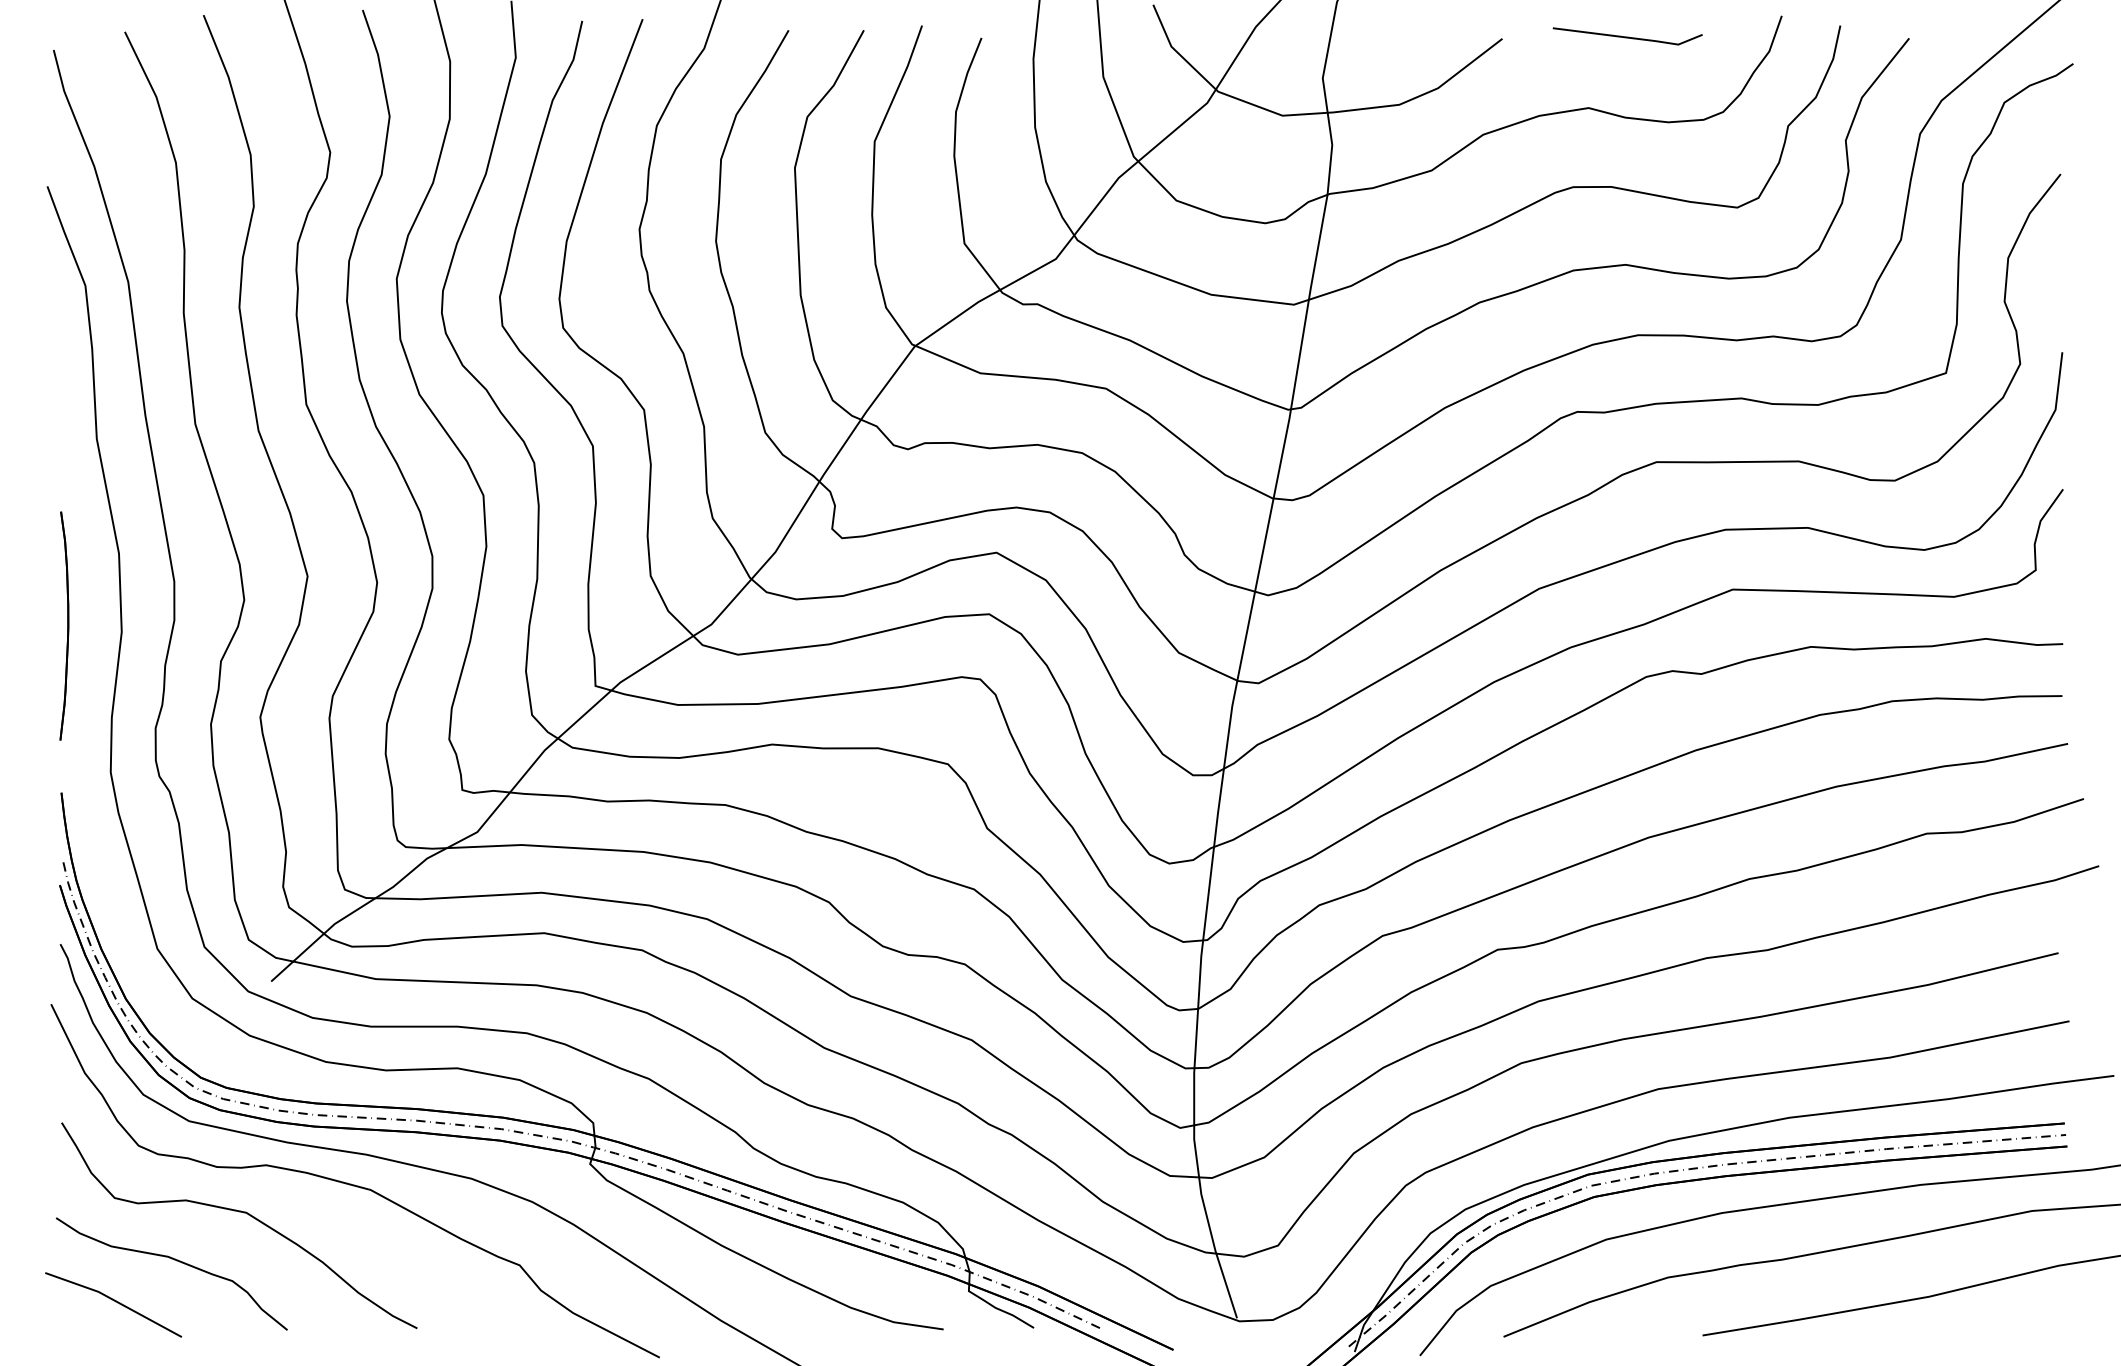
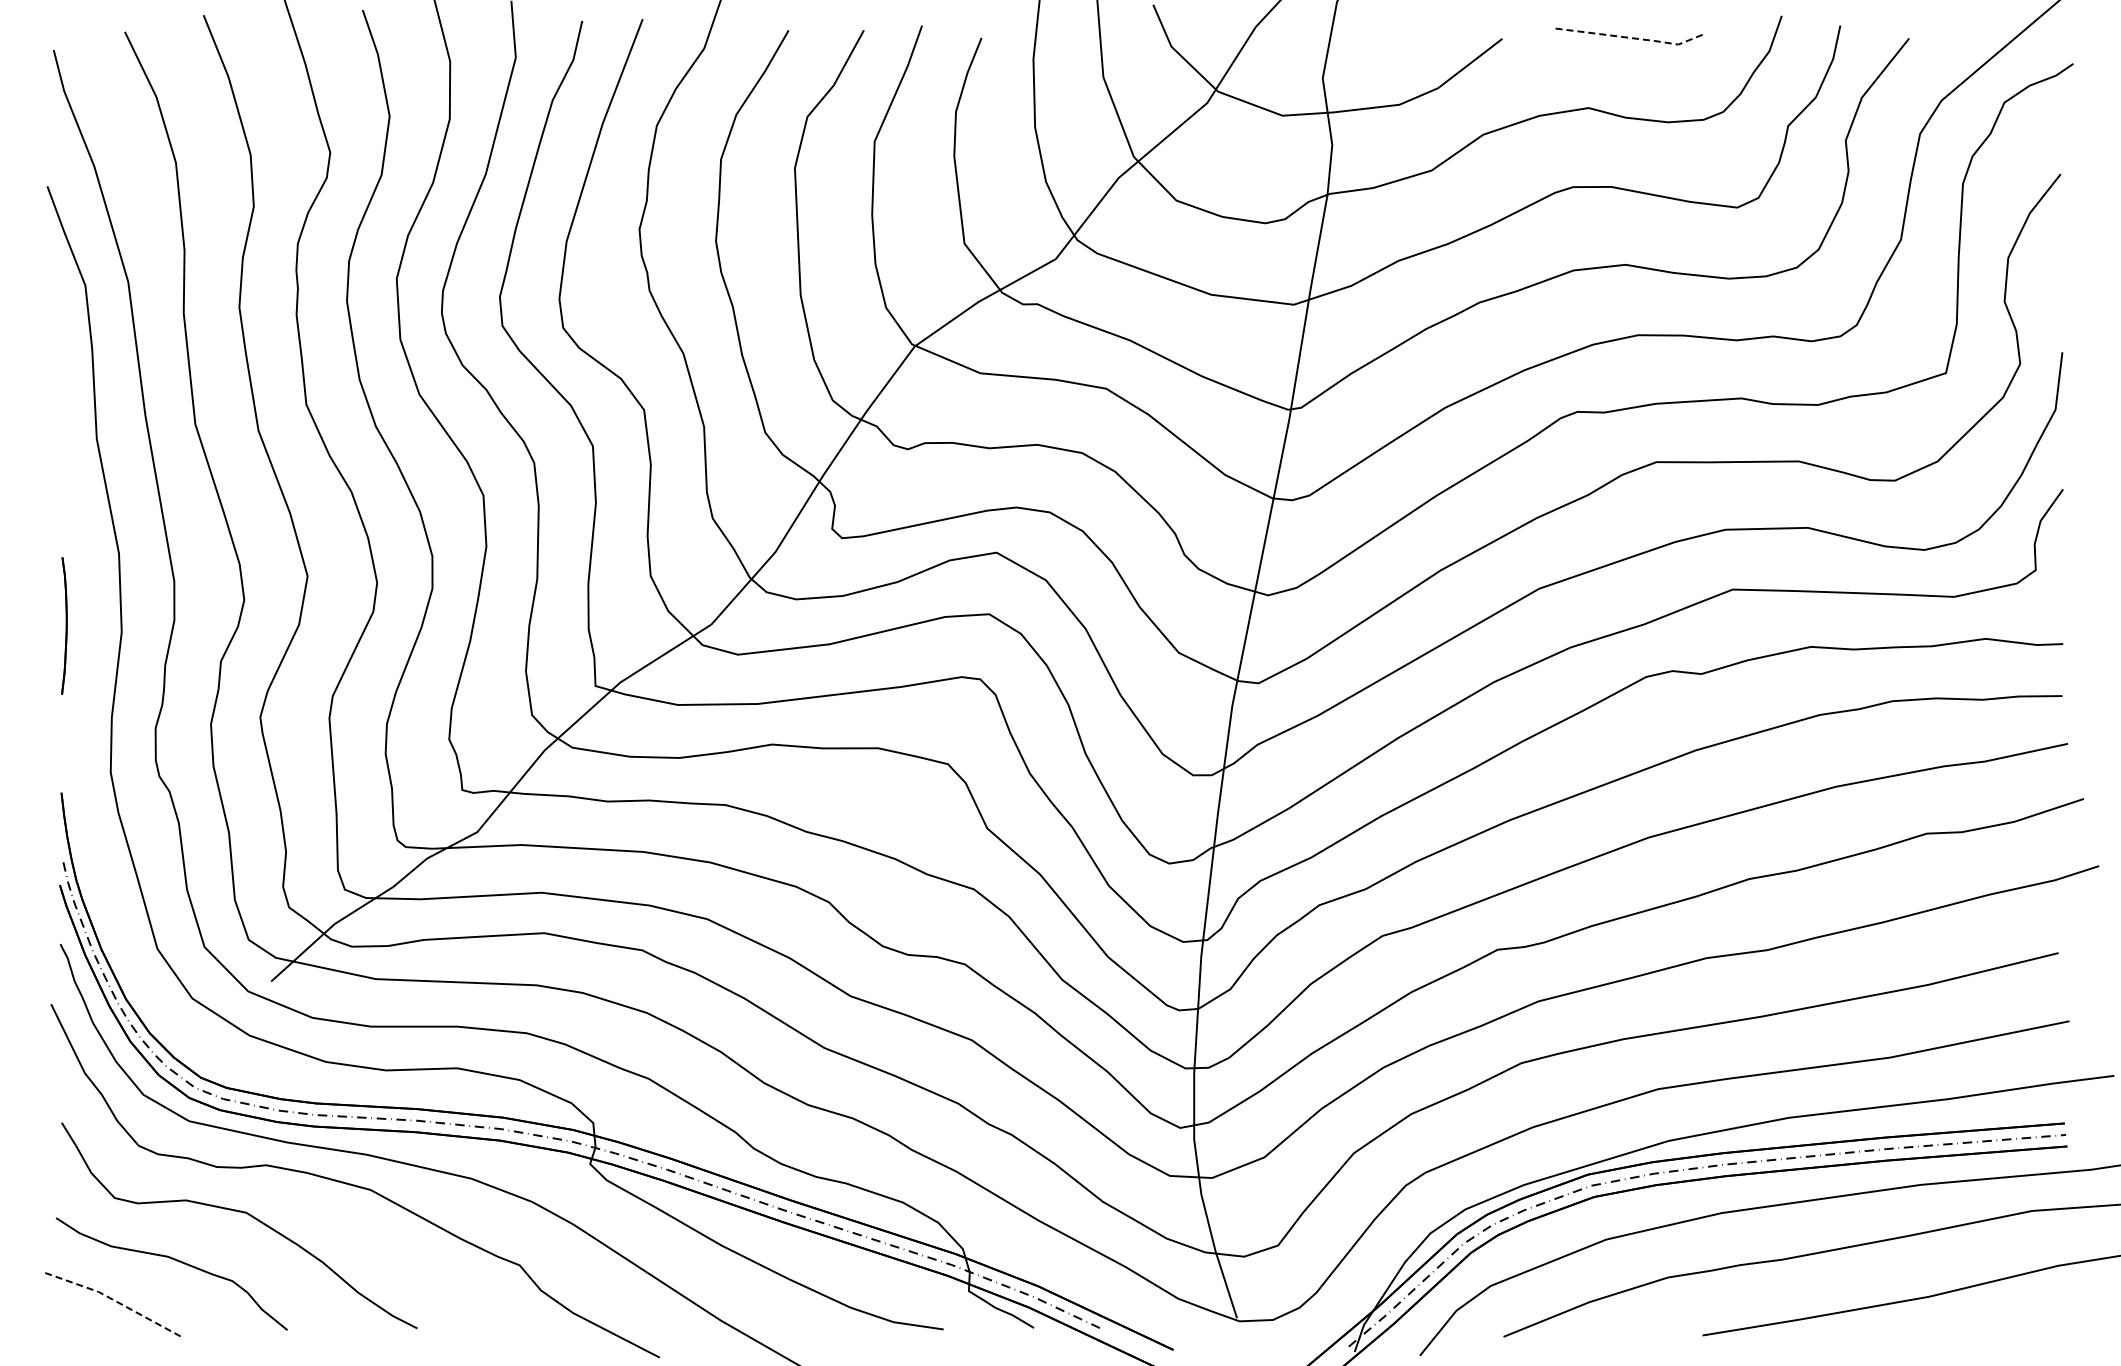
line: solid -> dashed (1630, 37)
part size: 11x230 px -> 7x138 px (64, 625)
line: solid -> dashed (115, 1300)
